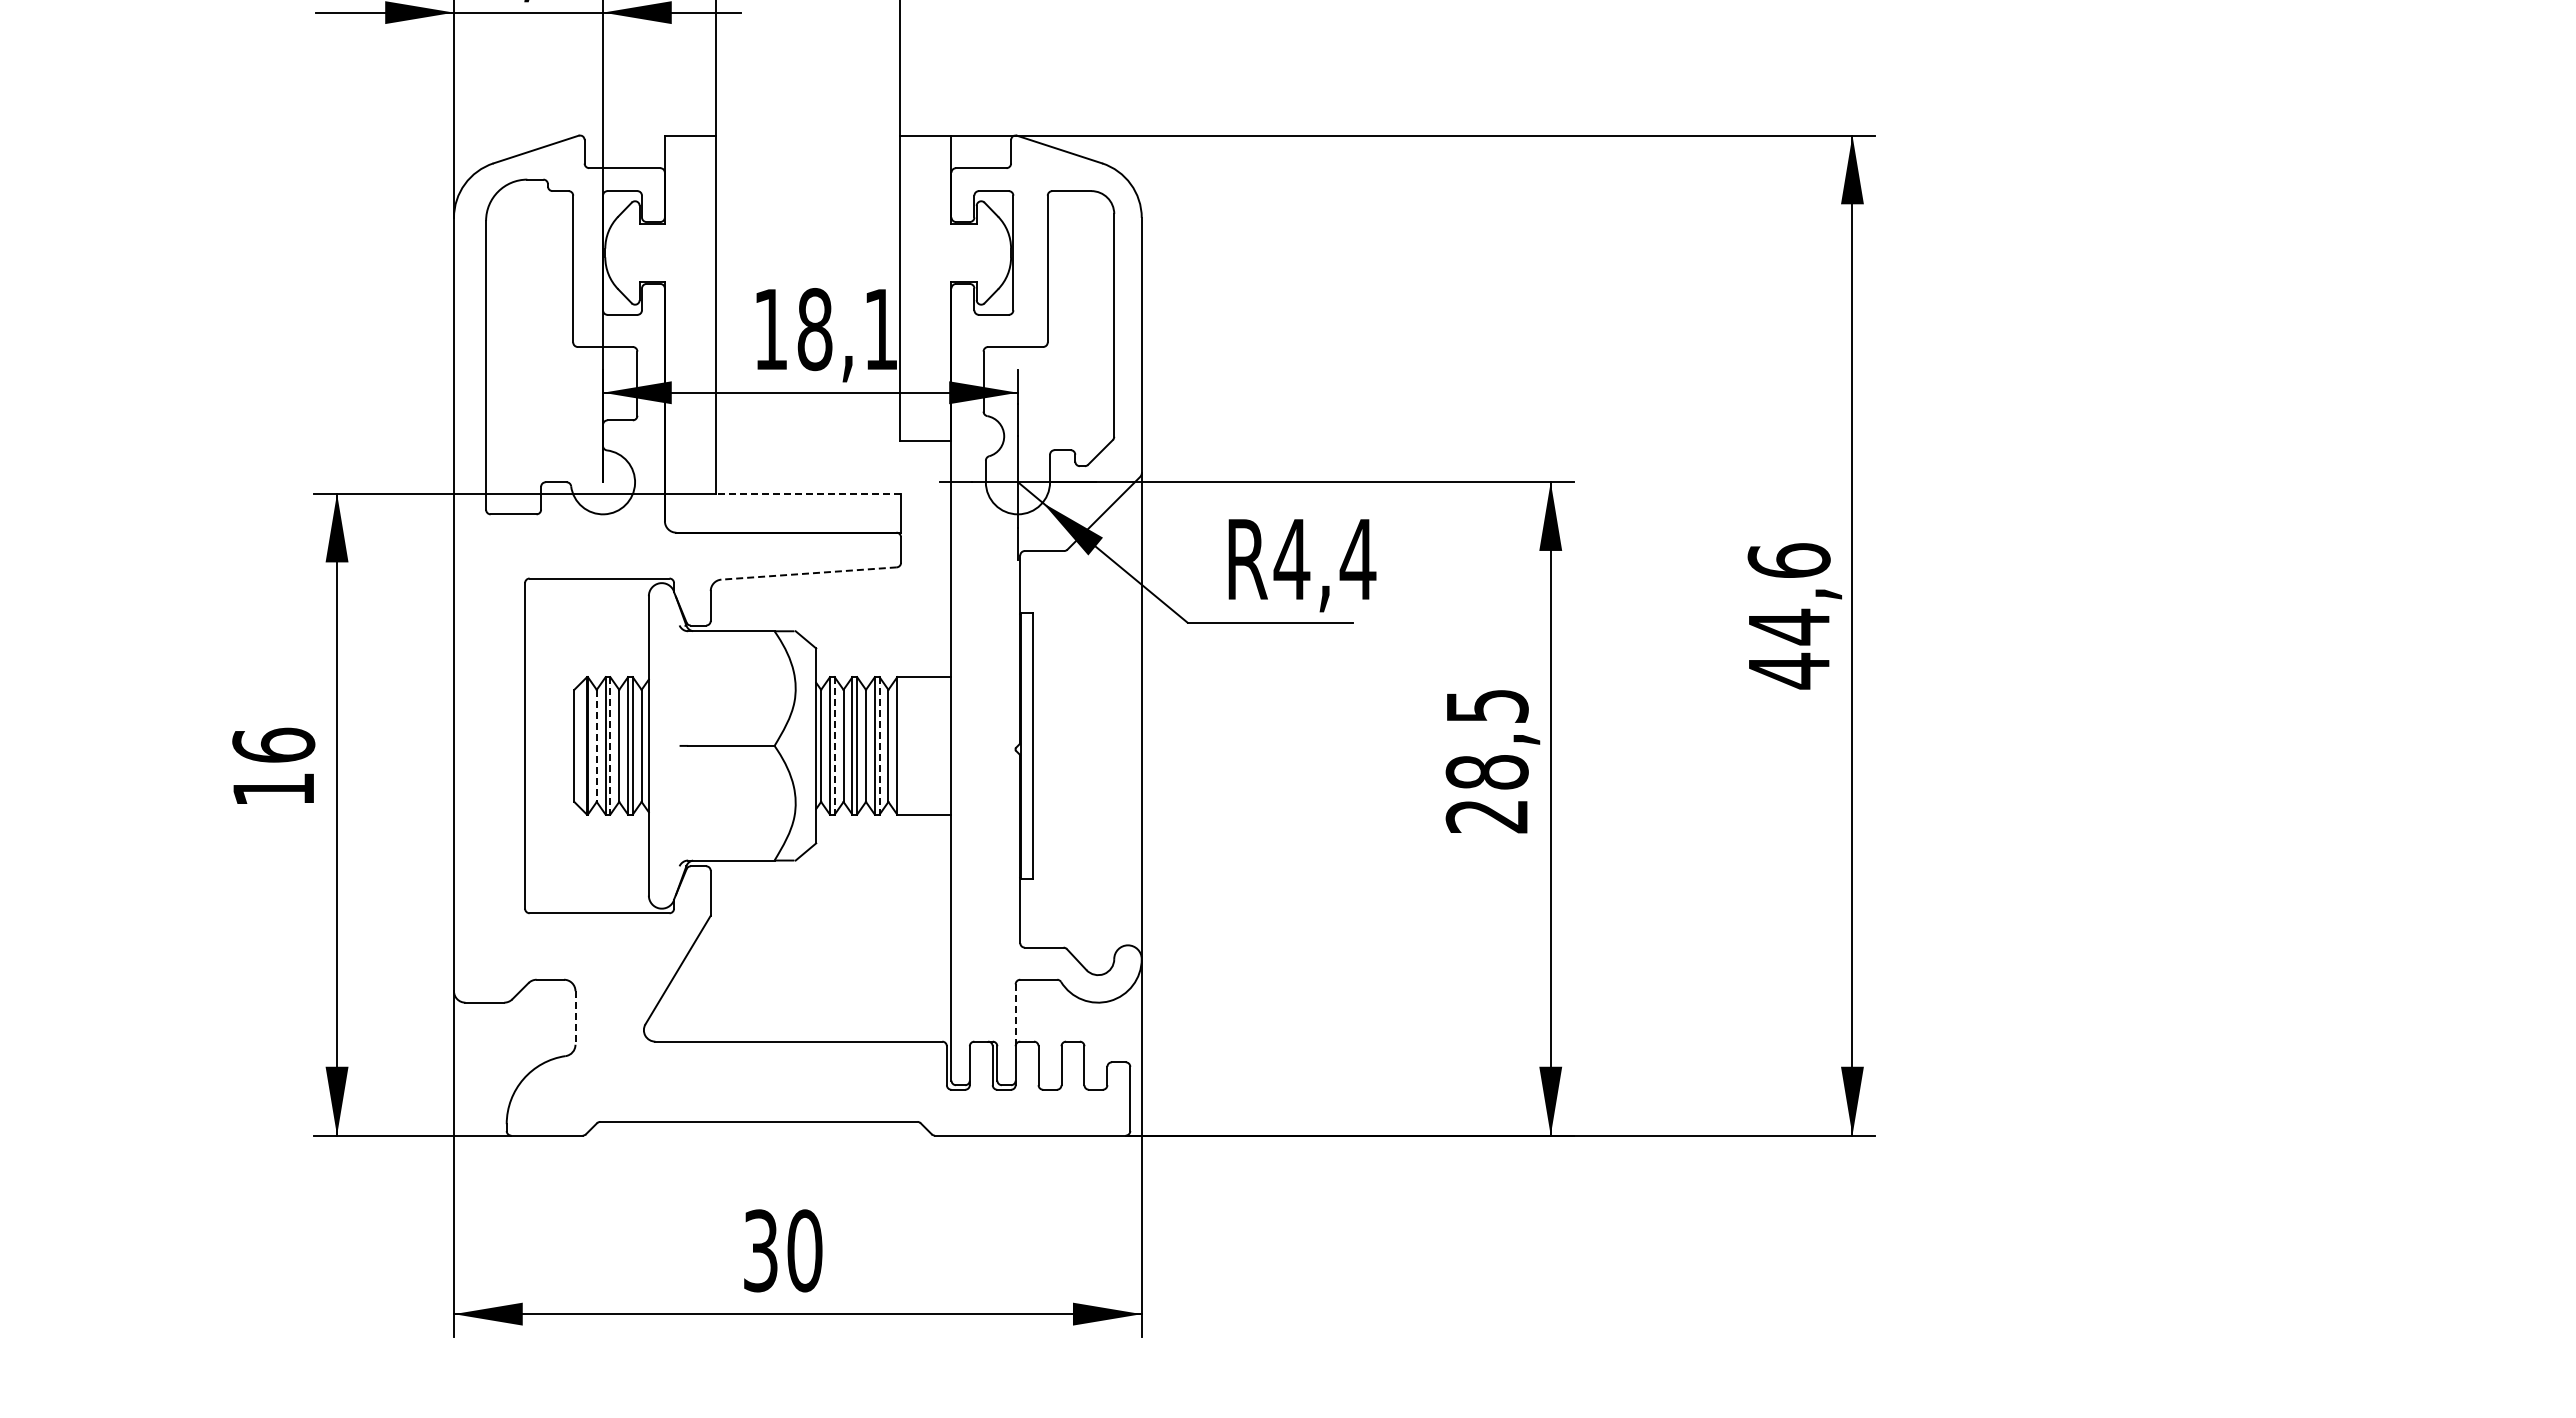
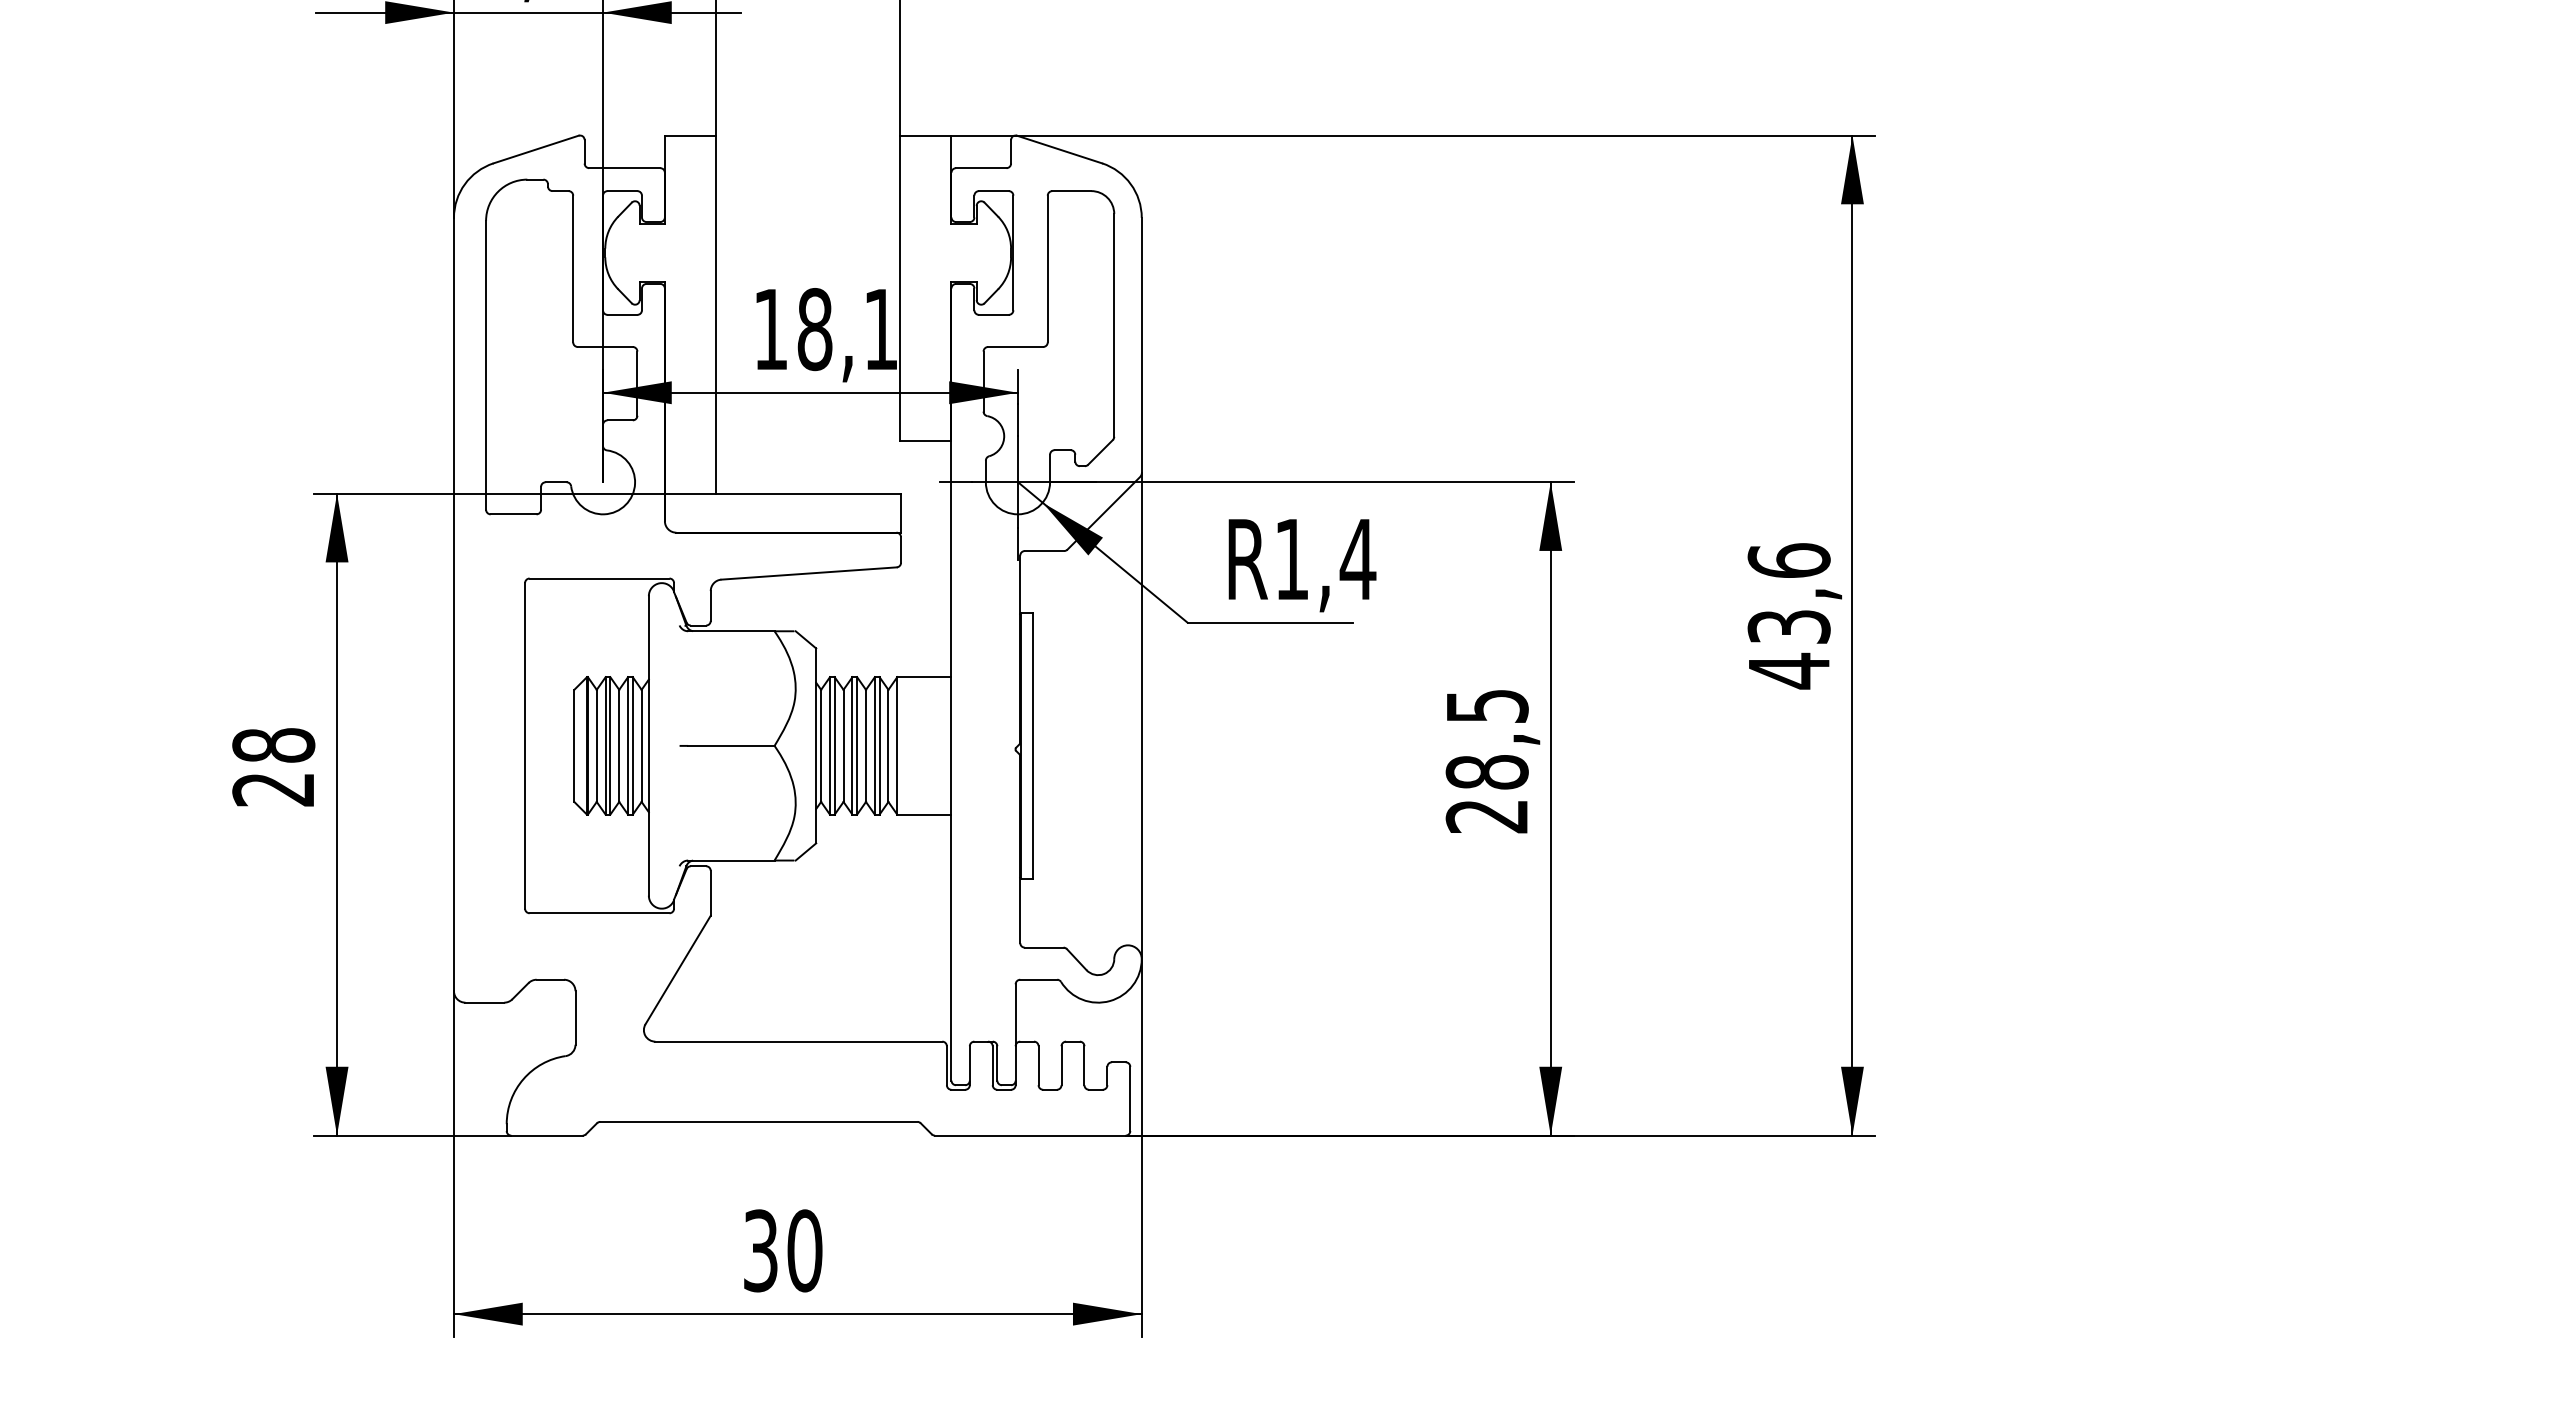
line: dashed -> solid (808, 493)
text: R4,4 -> R1,4 (1291, 559)
line: dashed -> solid (809, 573)
text: 44,6 -> 43,6 (1788, 626)
line: dashed -> solid (610, 745)
line: dashed -> solid (834, 745)
line: dashed -> solid (879, 745)
line: dashed -> solid (596, 746)
text: 16 -> 28 (273, 766)
line: dashed -> solid (1015, 1015)
line: dashed -> solid (575, 1017)
